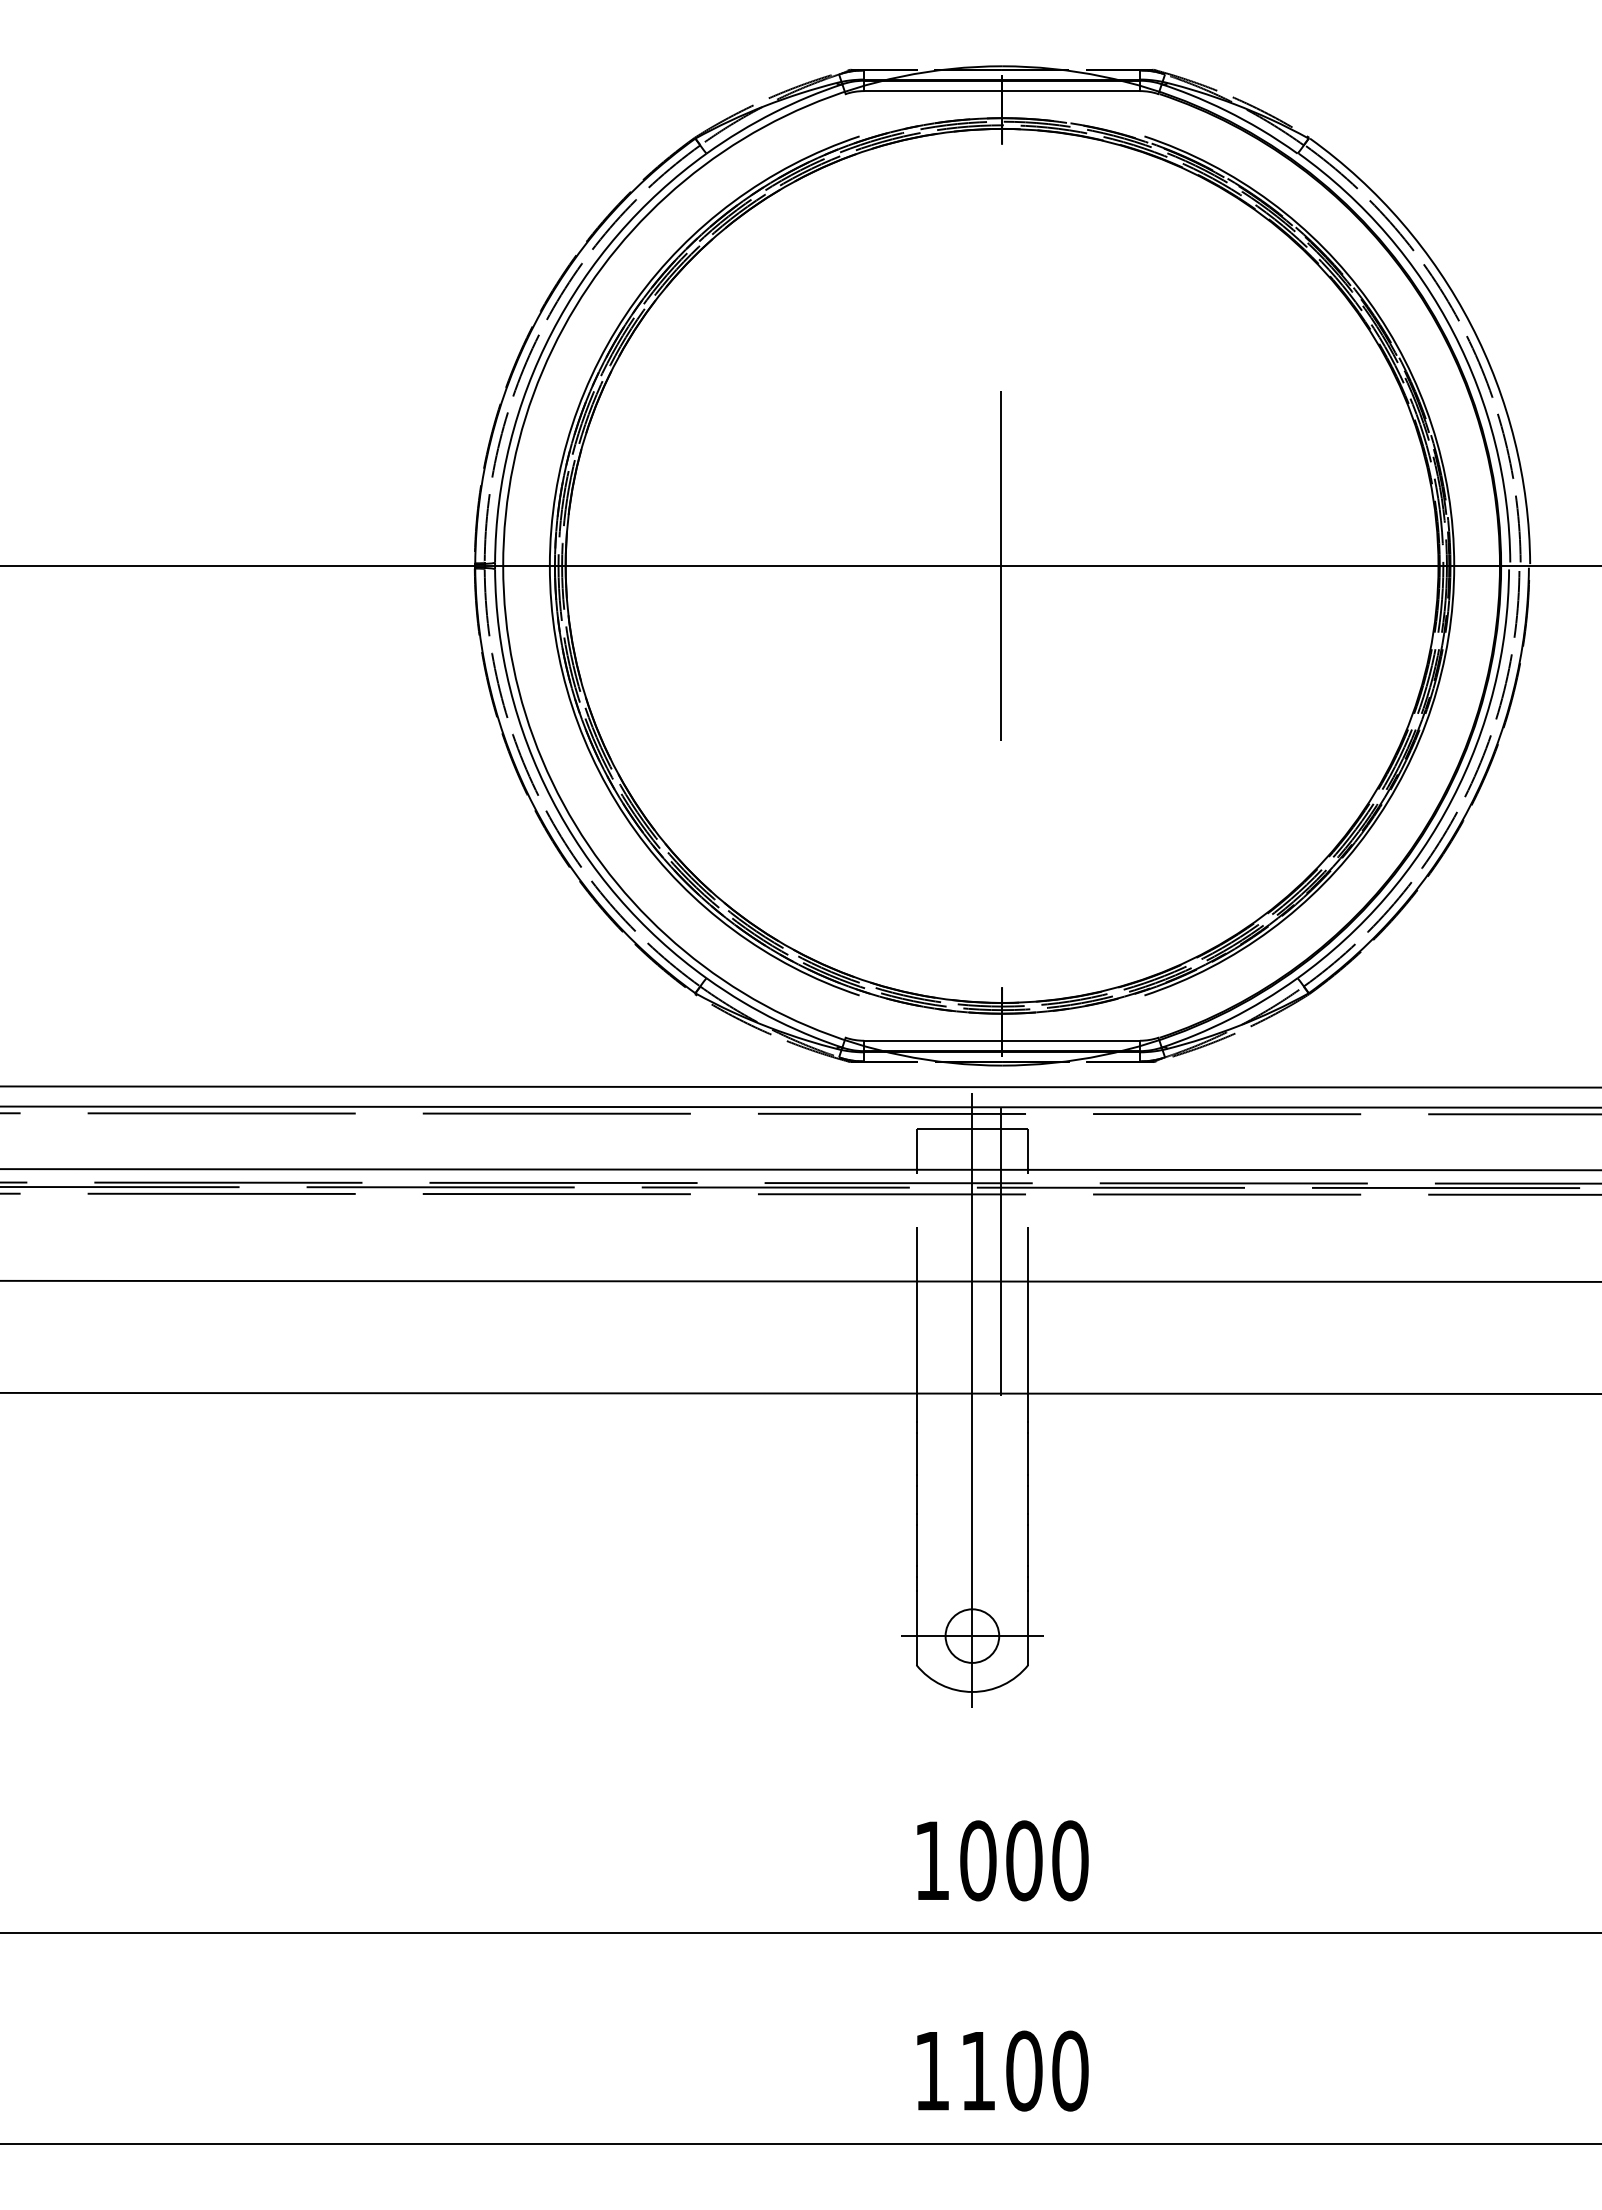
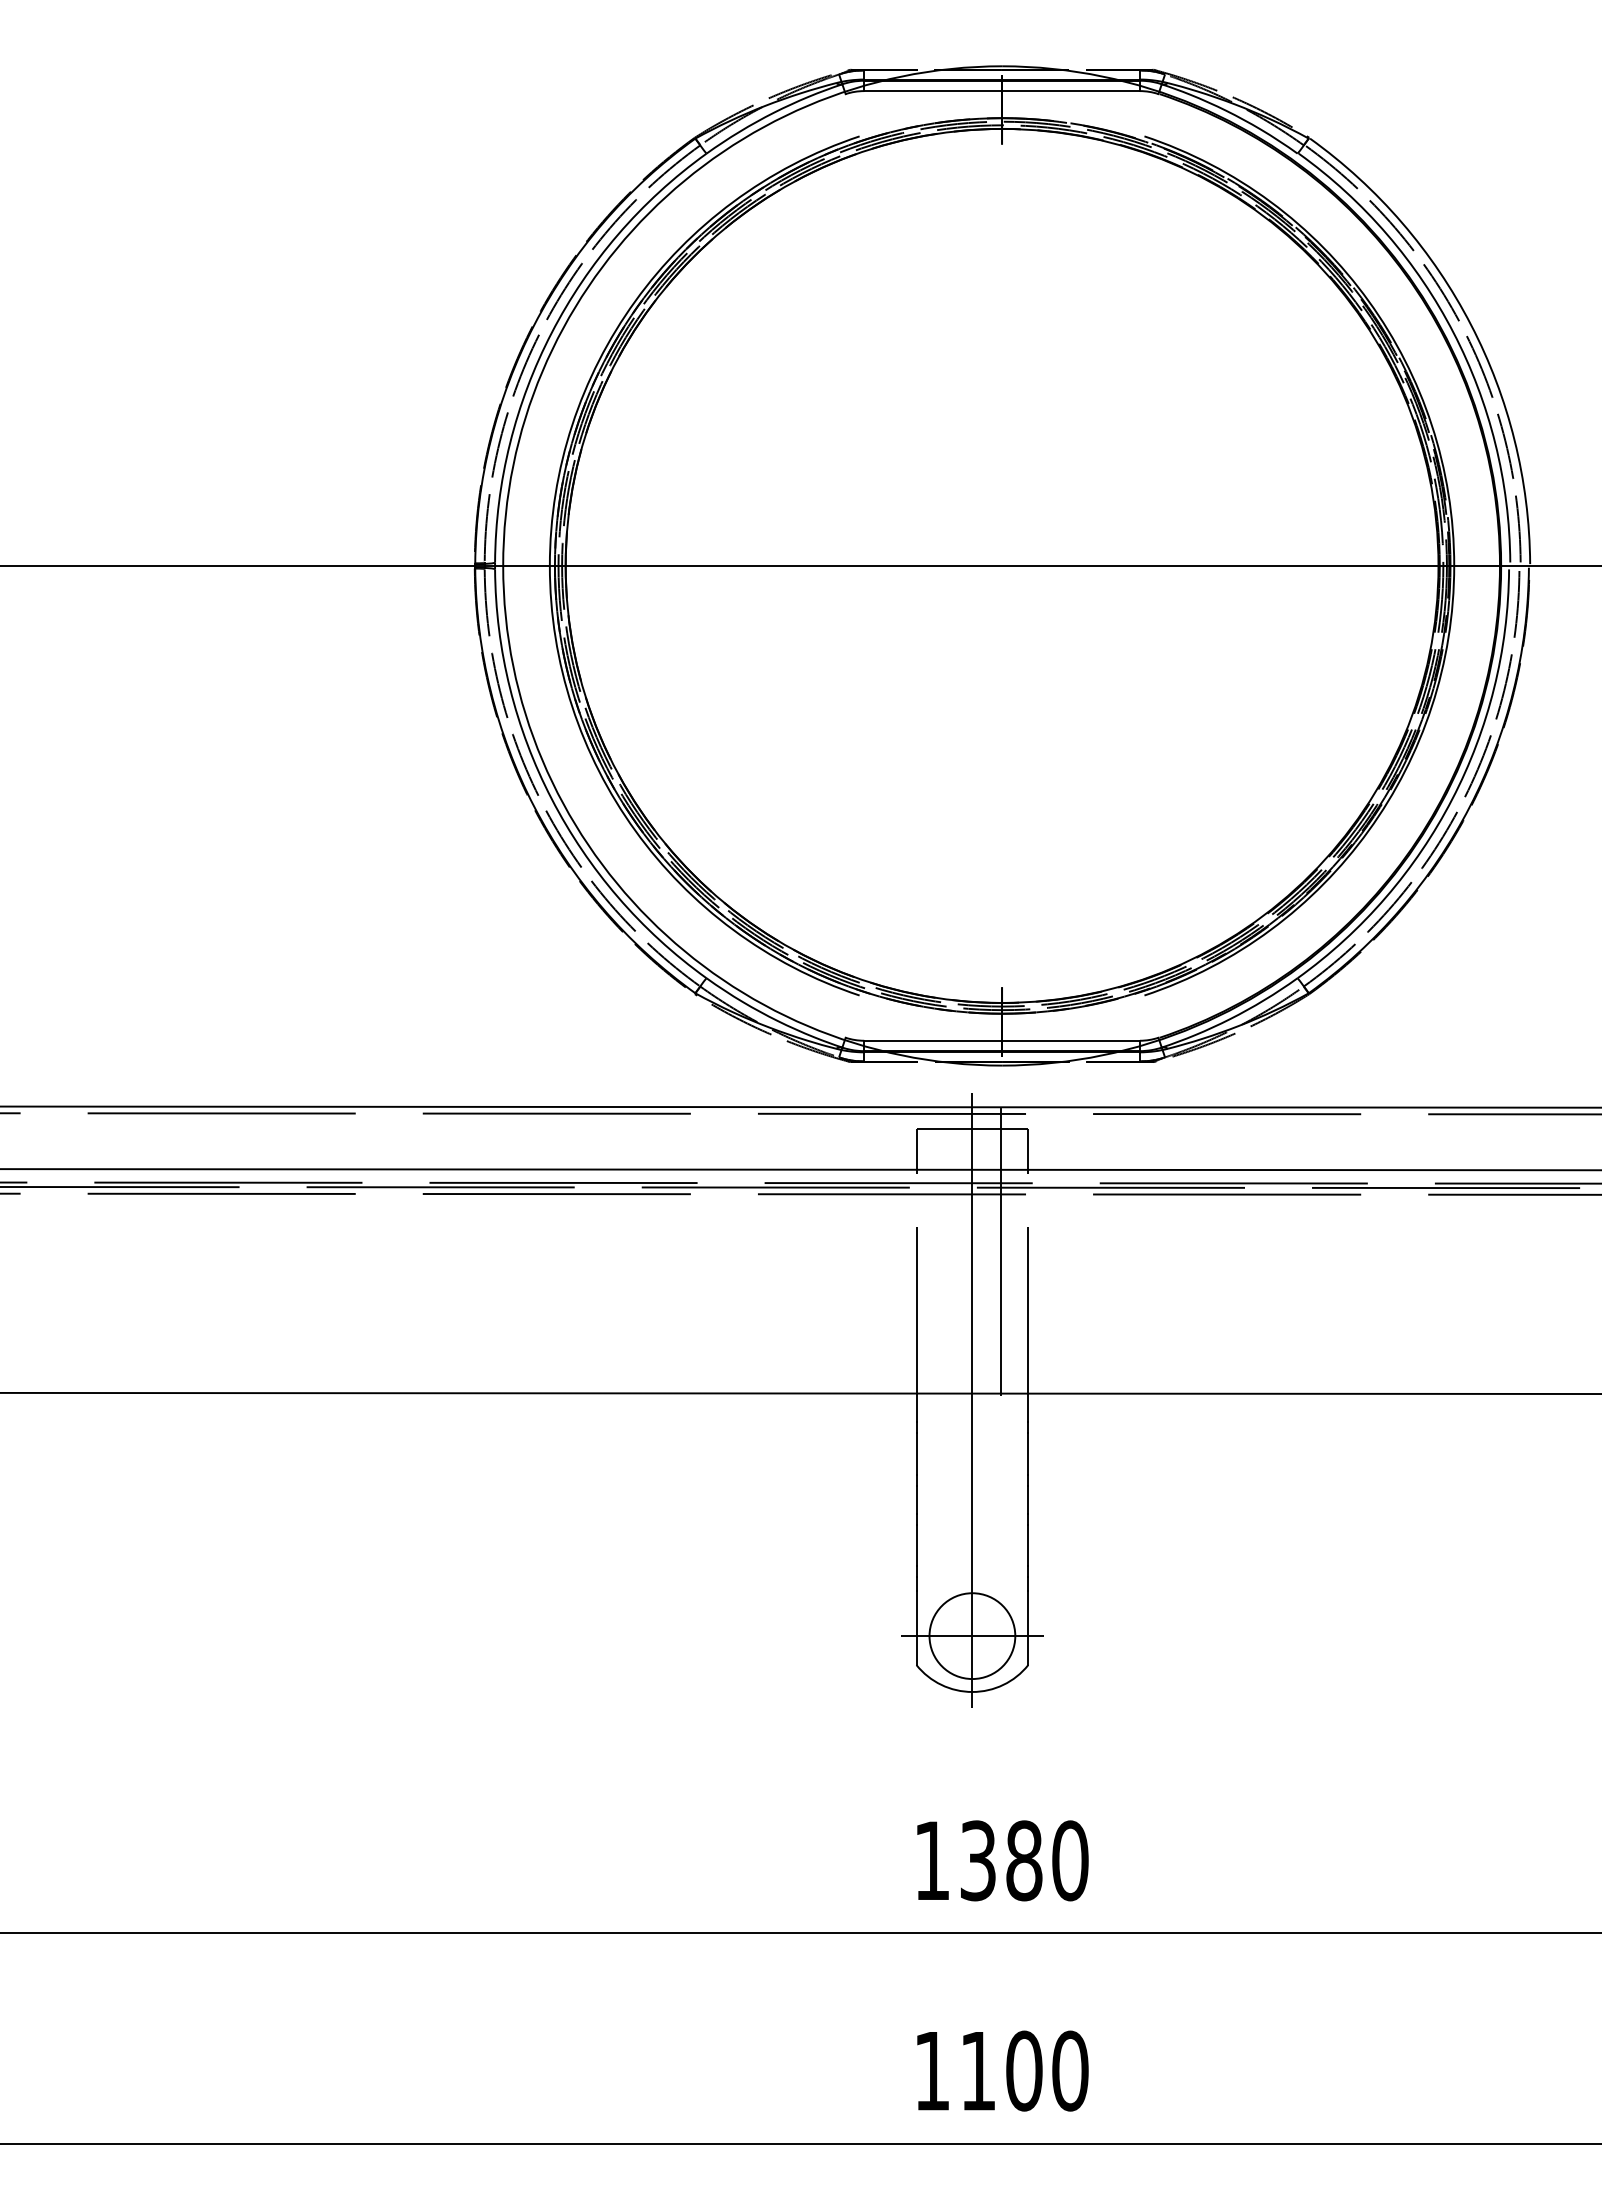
line: present -> none (1001, 565)
line: present -> none (800, 1086)
line: present -> none (800, 1280)
circle diameter: 54 px -> 86 px (972, 1636)
text: 1000 -> 1380 (1001, 1860)
